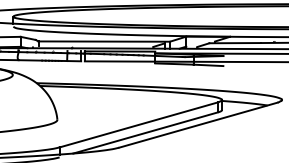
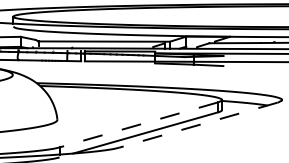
line: solid -> dashed (138, 125)
line: solid -> dashed (197, 125)
